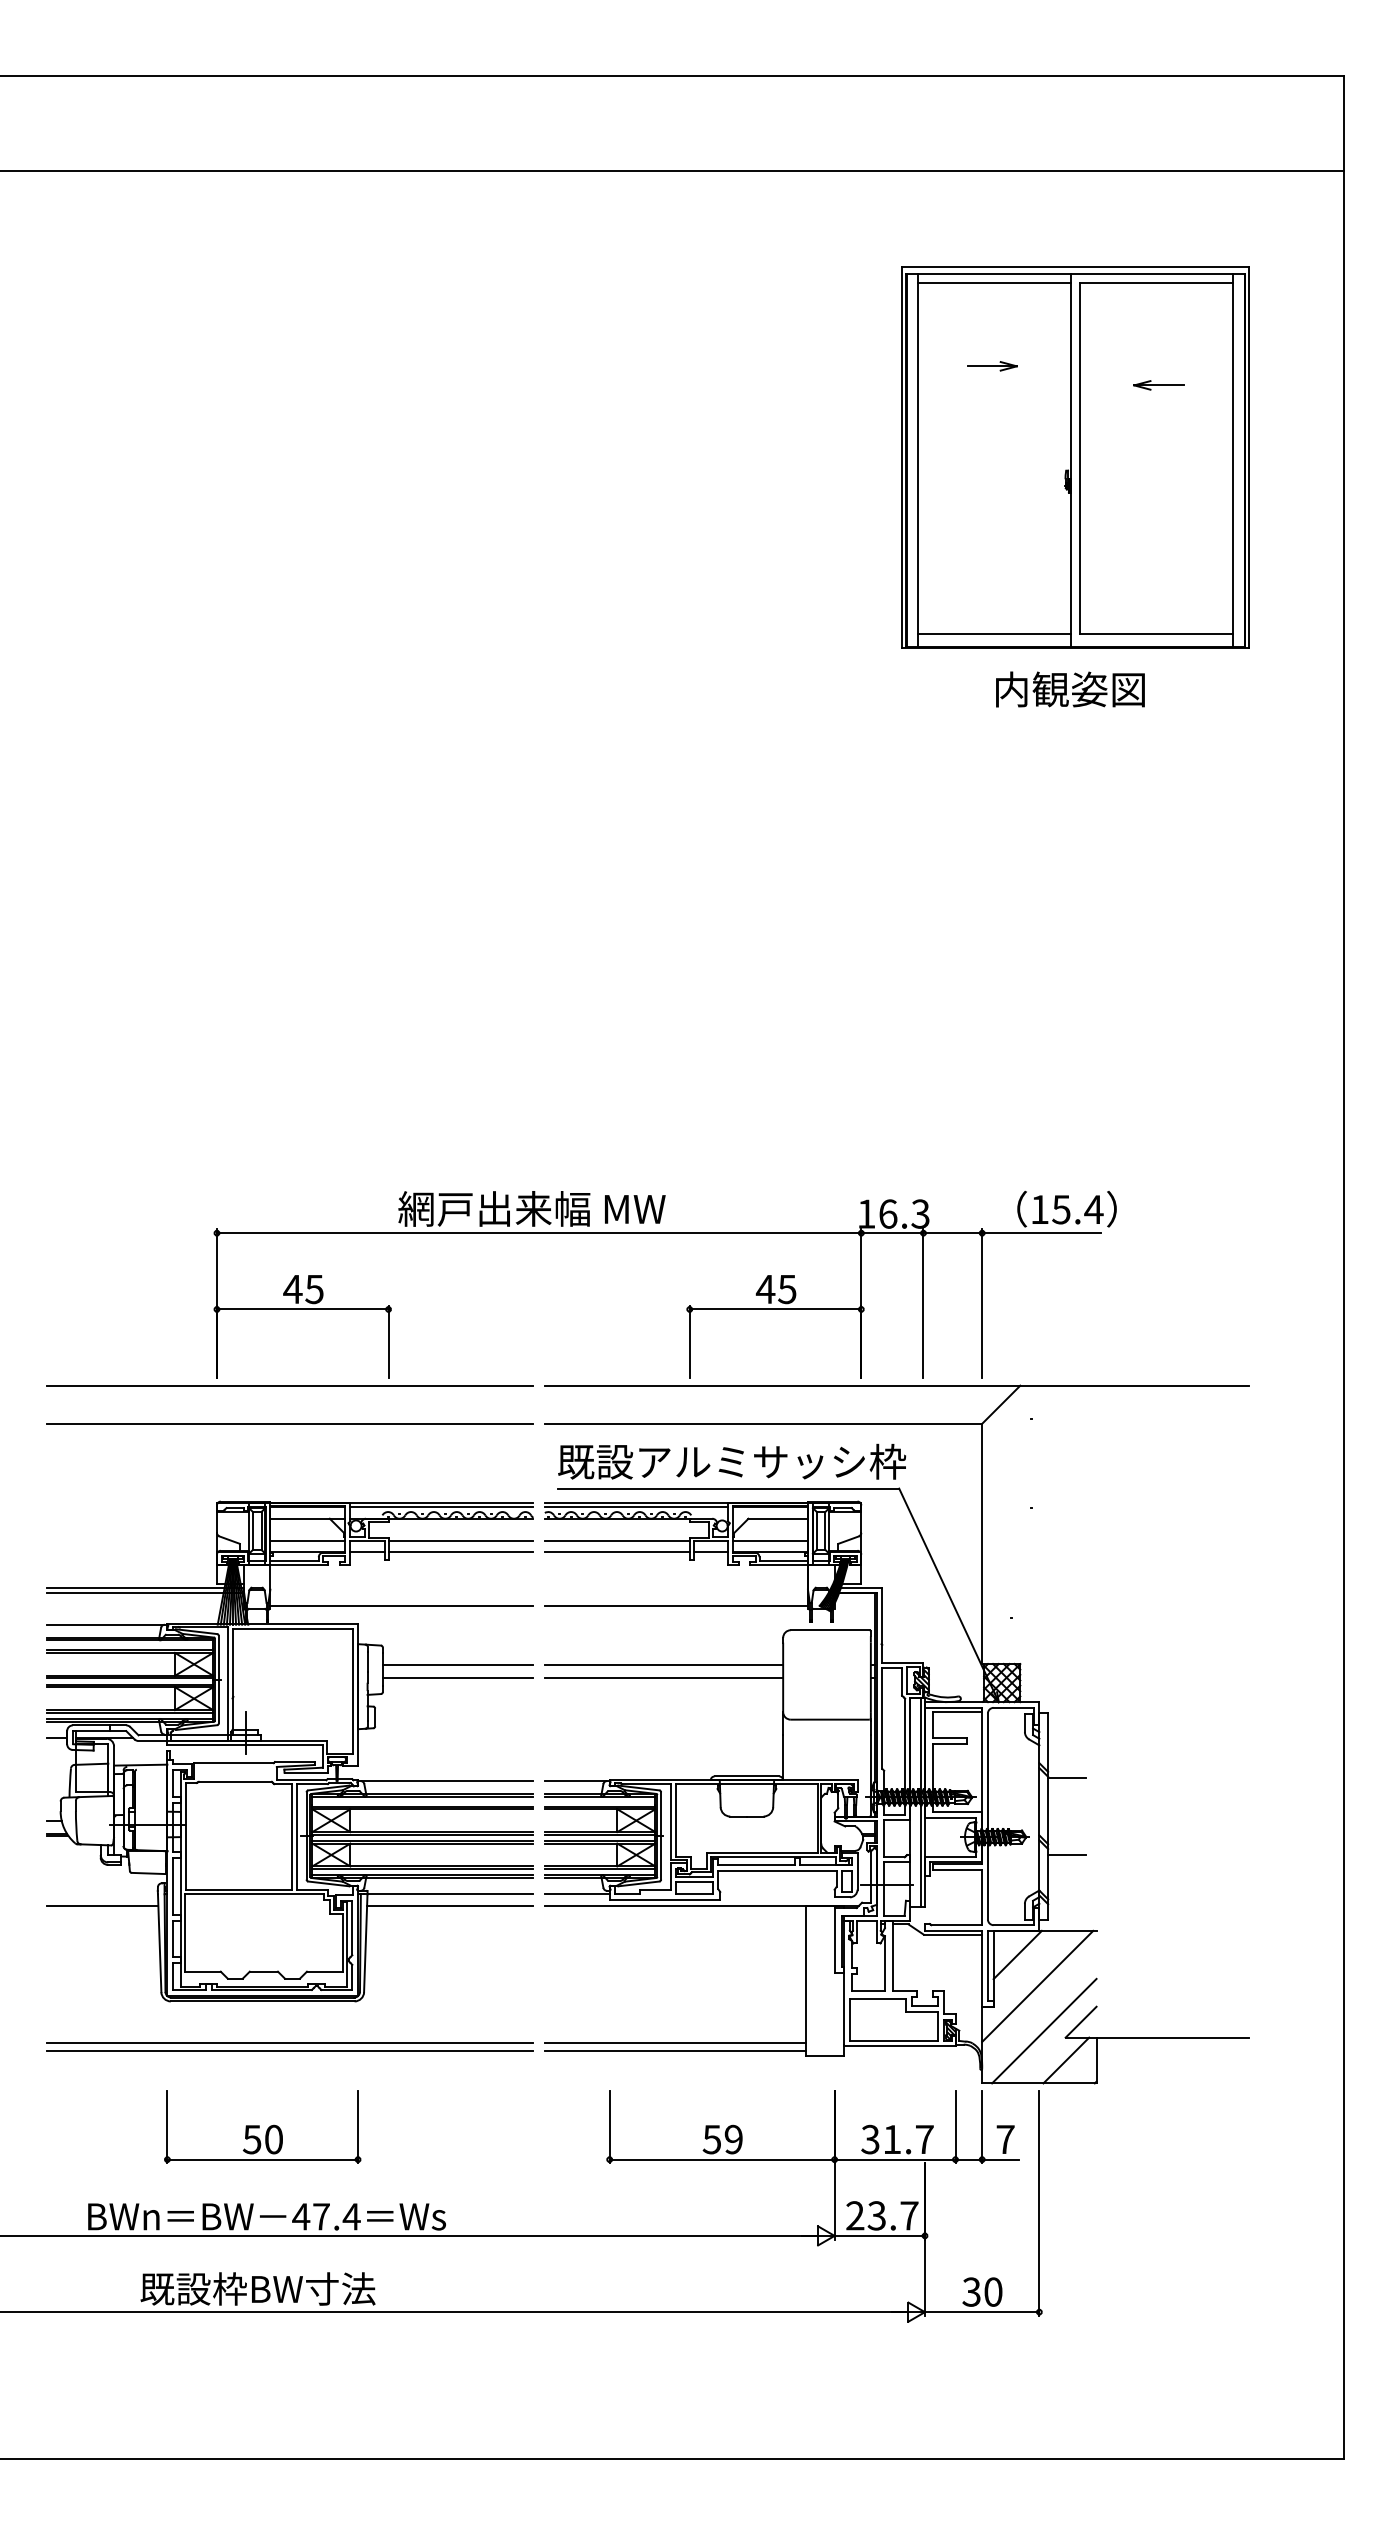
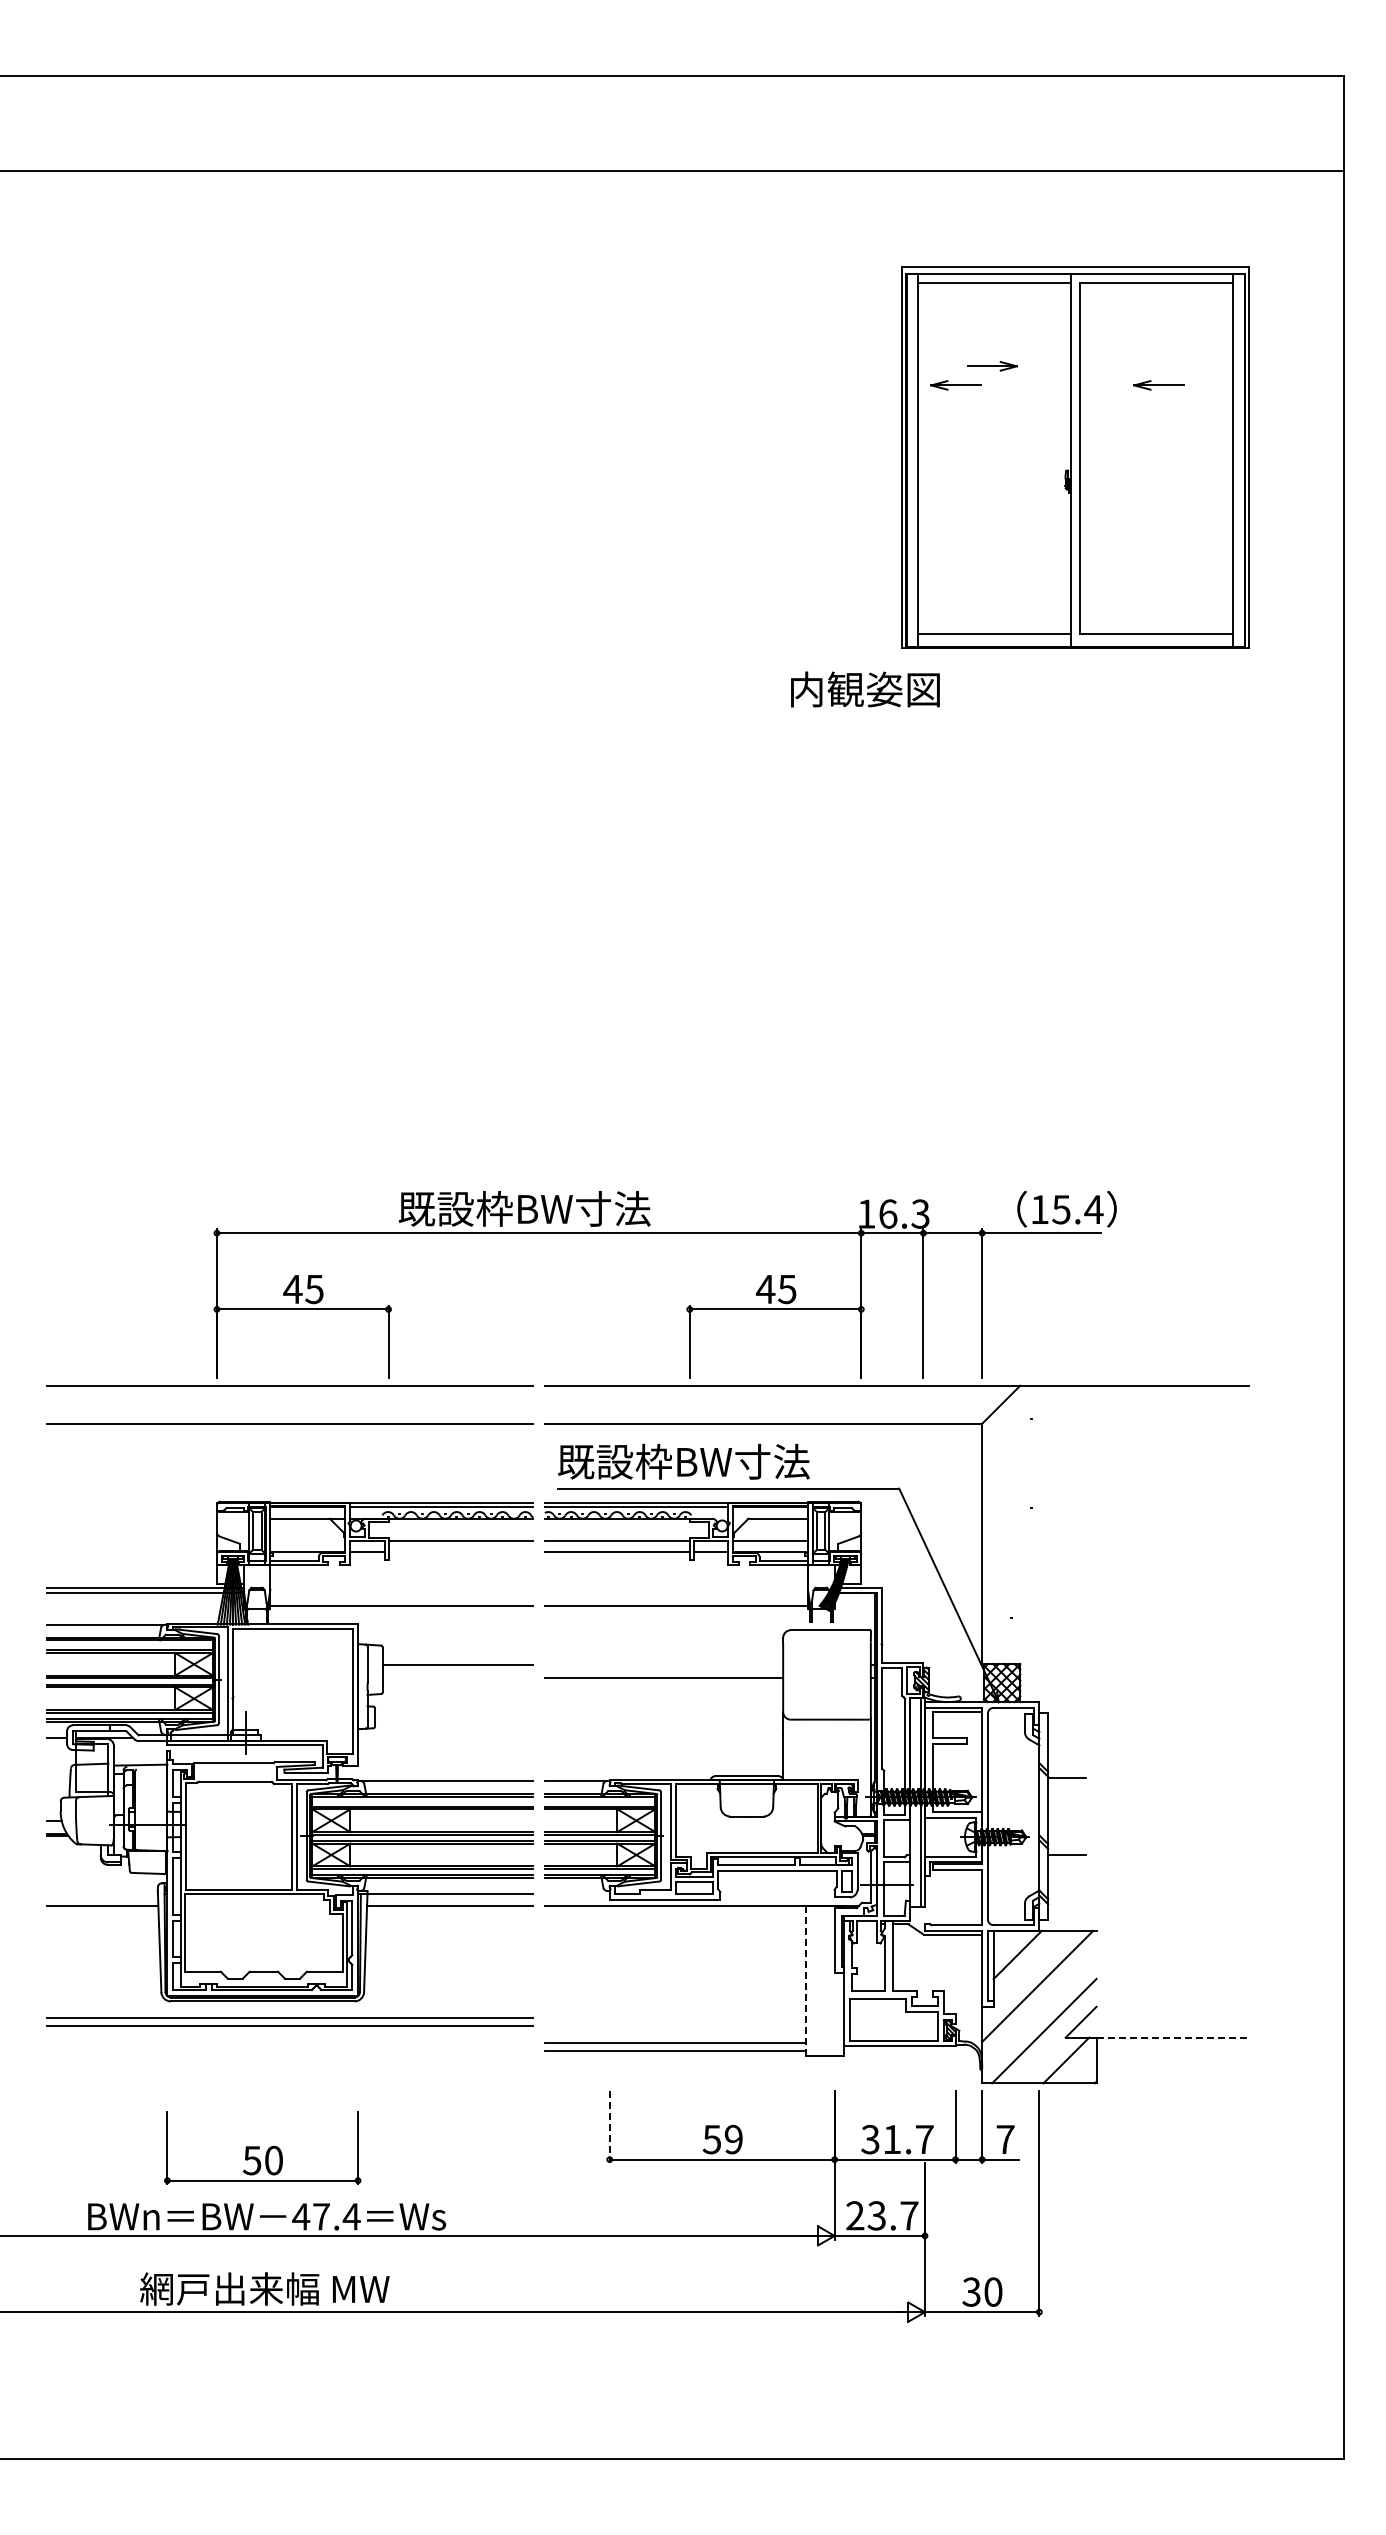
part: none -> present (955, 385)
text position: (1070, 689) -> (865, 689) (865, 689)
text: 網戸出来幅 MW -> 既設枠BW寸法 (531, 1208)
text: 既設アルミサッシ枠 -> 既設枠BW寸法 (770, 1461)
line: present -> none (307, 1541)
line: present -> none (460, 1551)
line: present -> none (663, 1665)
line: present -> none (457, 1678)
line: present -> none (576, 1894)
line: solid -> dashed (806, 1980)
line: solid -> dashed (1173, 2037)
part position: (289, 2046) -> (289, 2021) (289, 2021)
part position: (262, 2126) -> (262, 2147) (262, 2147)
line: solid -> dashed (609, 2127)
text: 既設枠BW寸法 -> 網戸出来幅 MW (264, 2288)
